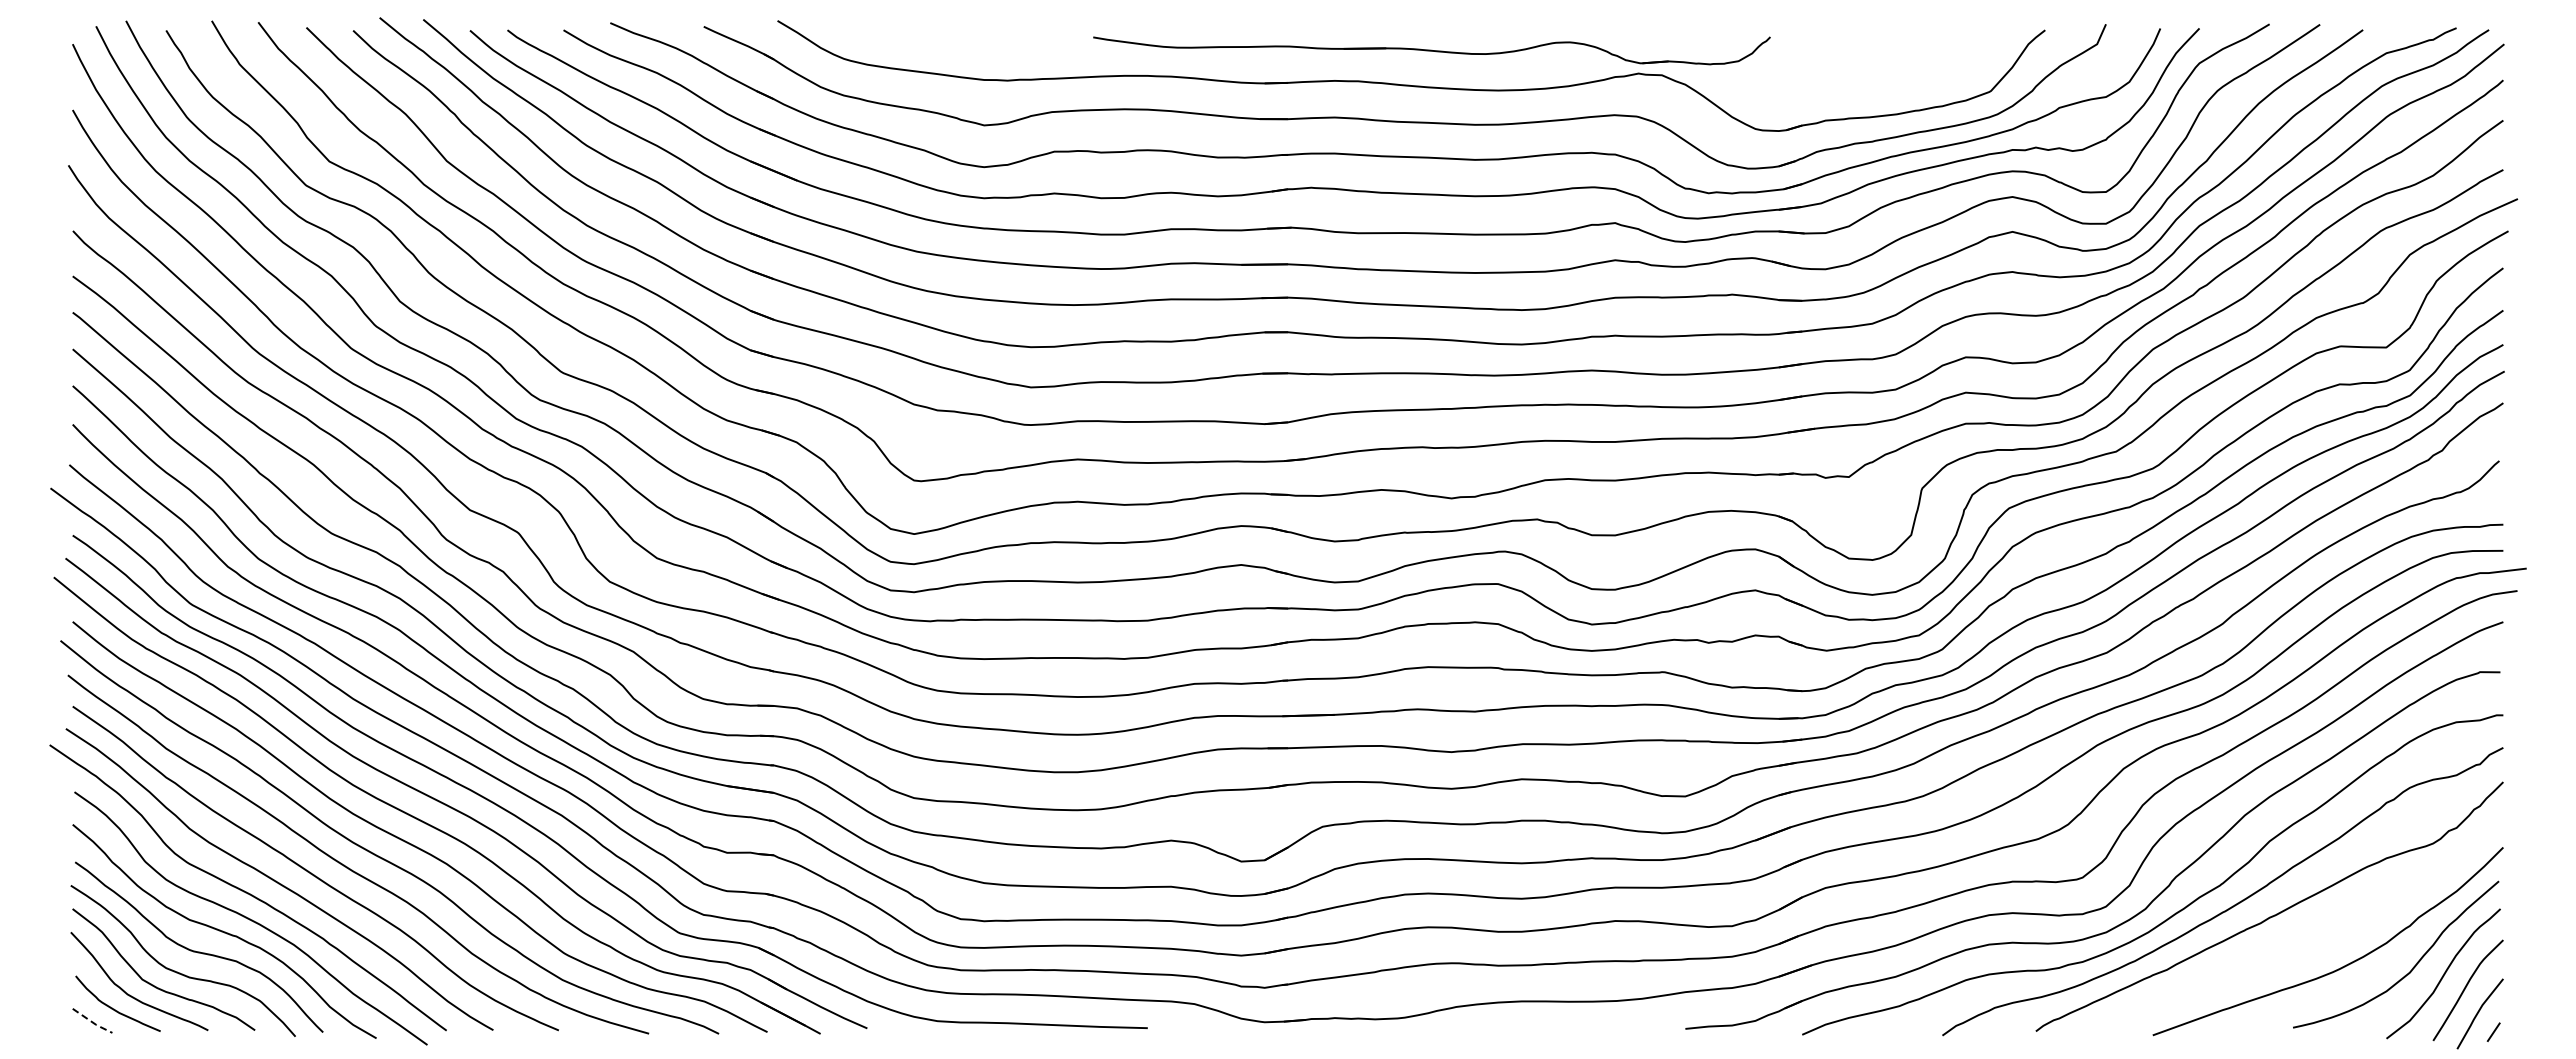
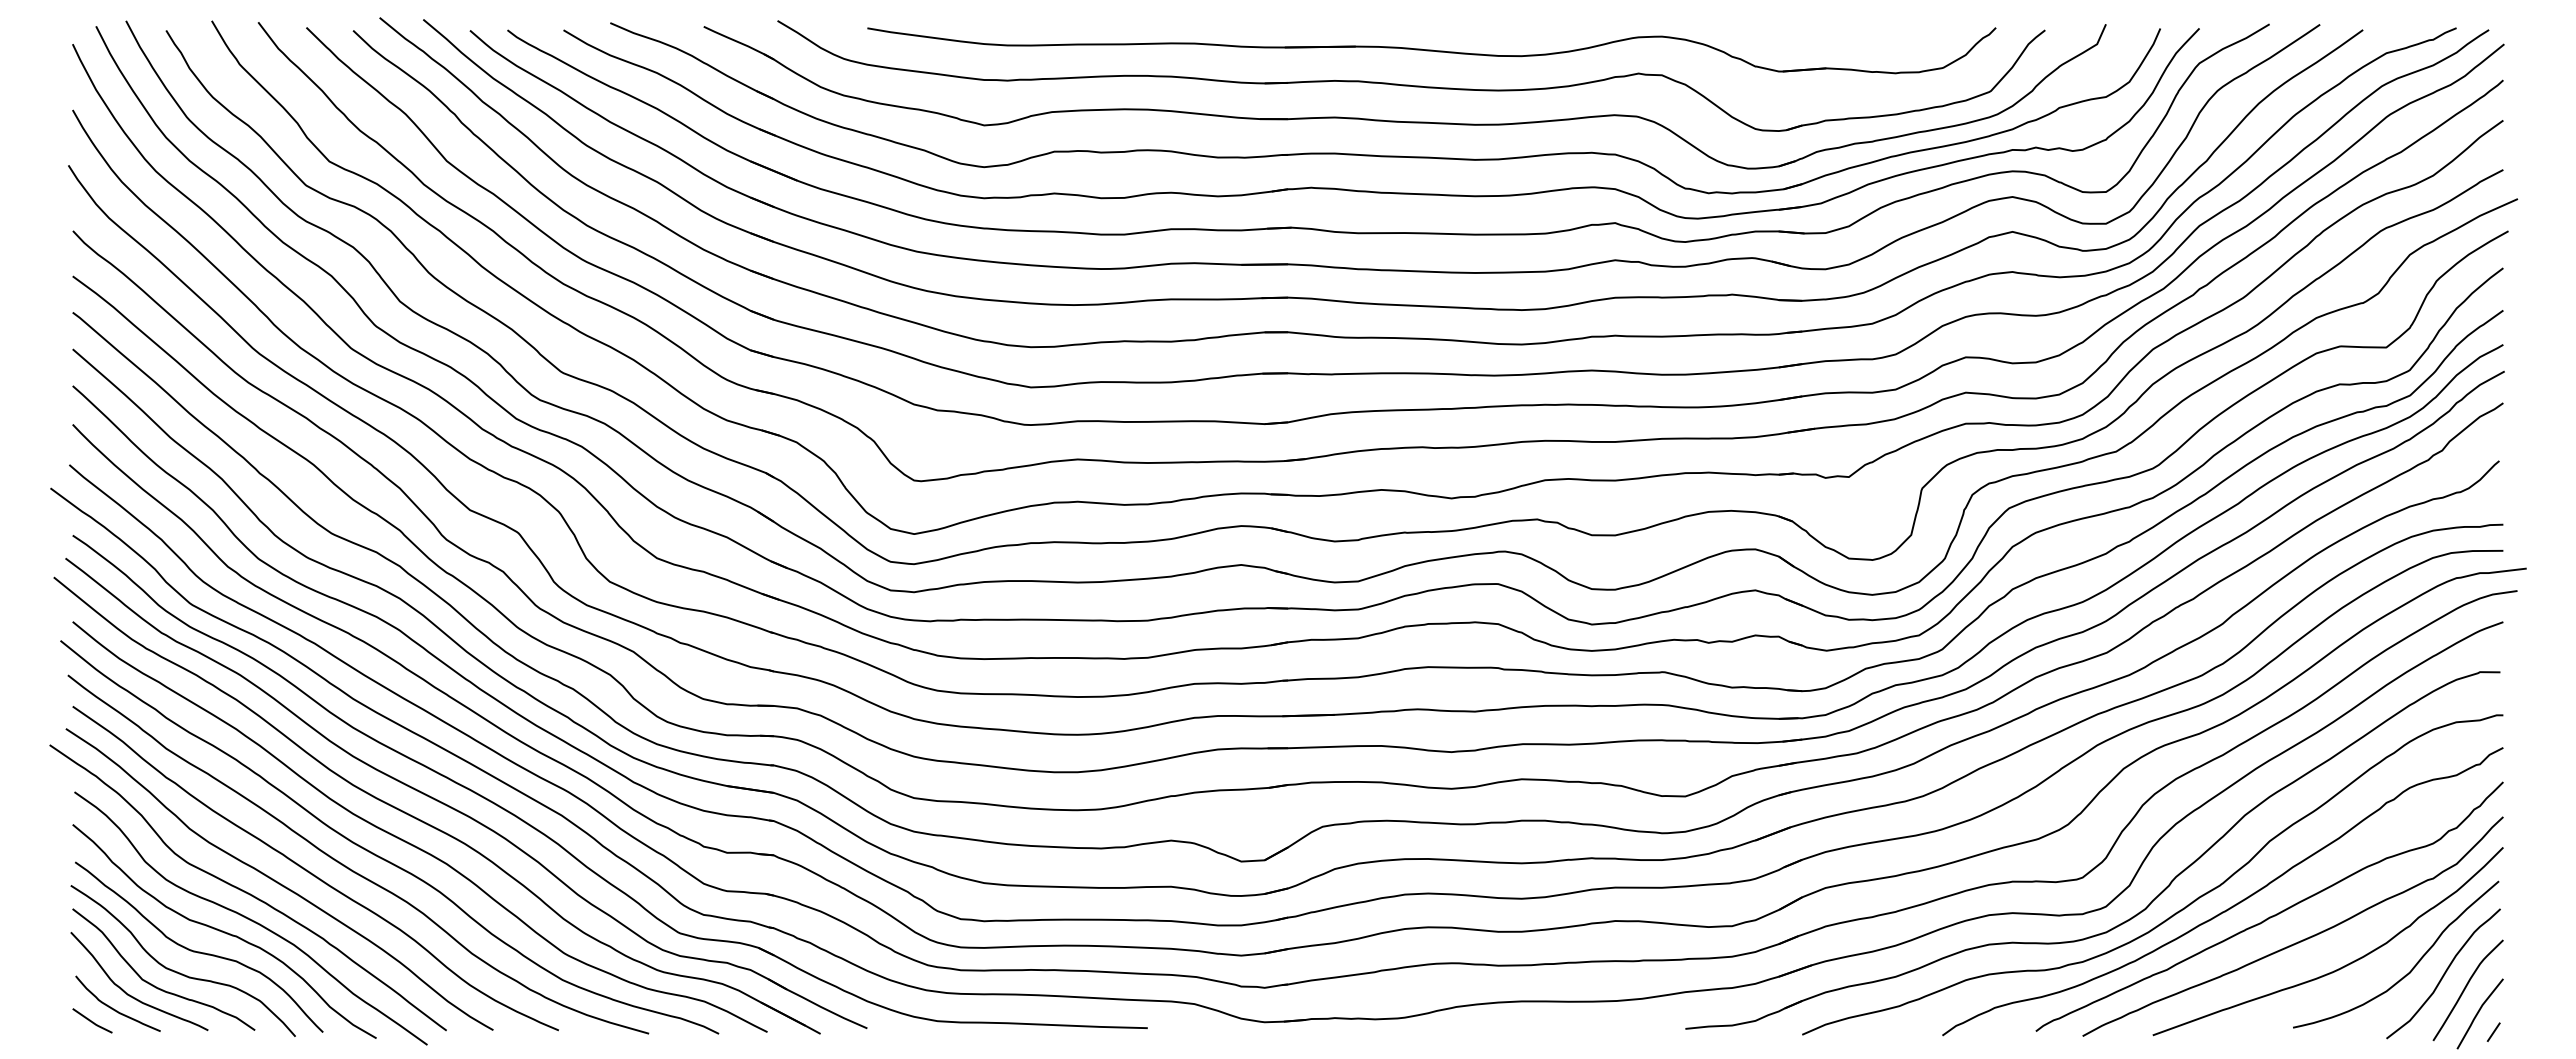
part size: 678x30 px -> 1130x48 px (1431, 50)
curve: none -> present (2297, 941)
line: dashed -> solid (93, 1023)
